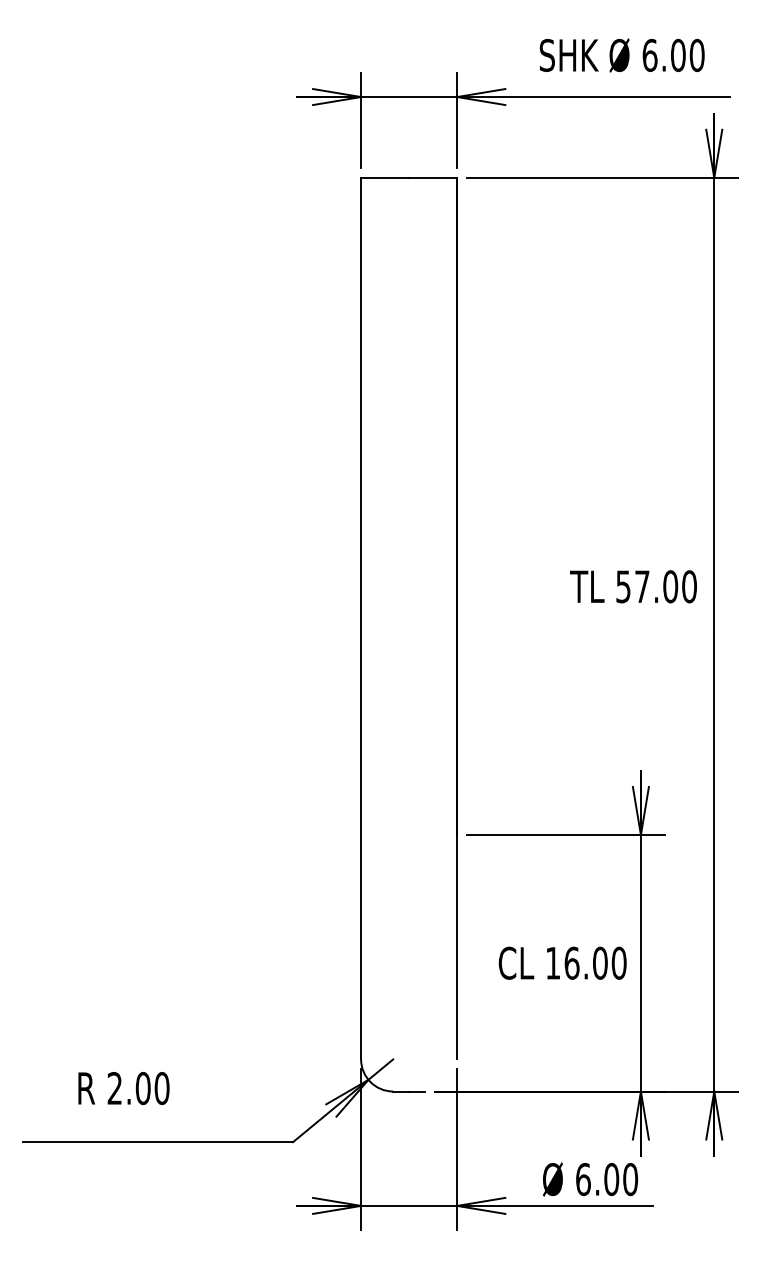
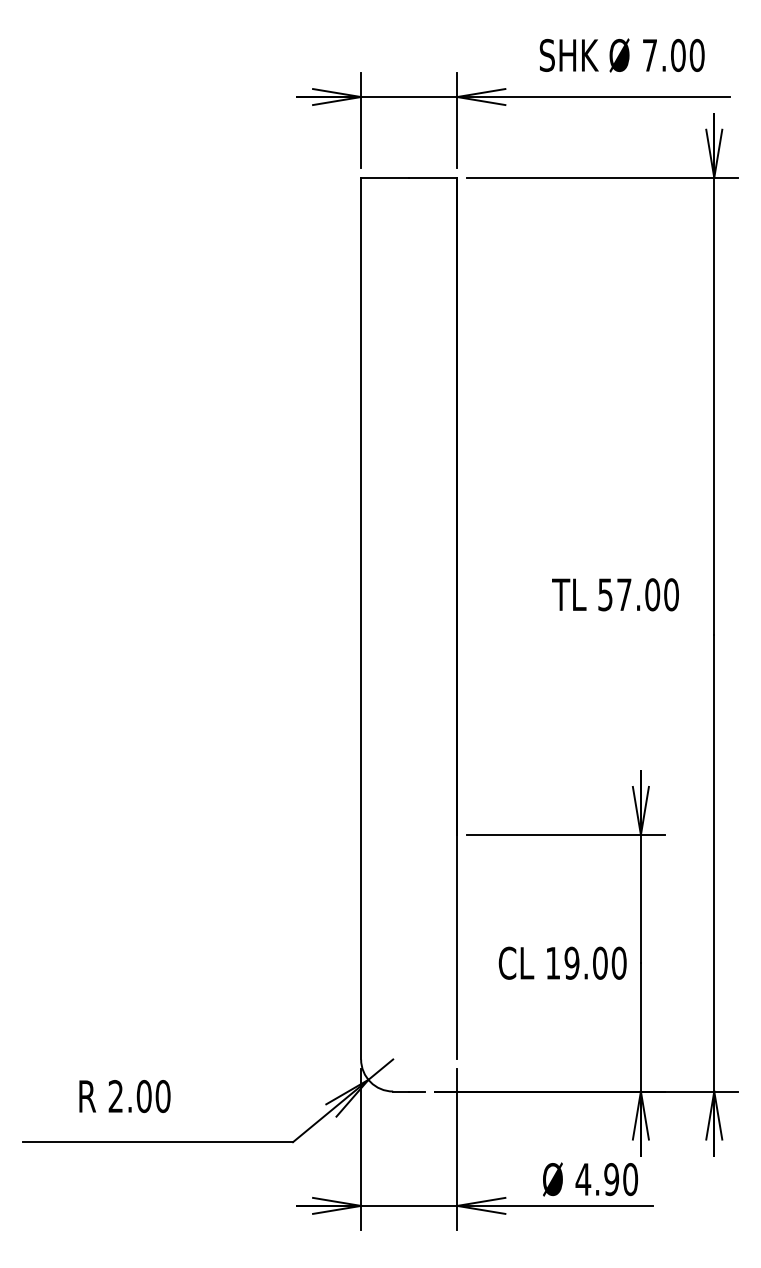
text: 6.00 -> 7.00 (649, 55)
text position: (633, 586) -> (615, 594) (615, 594)
text: 16.00 -> 19.00 (571, 962)
text position: (123, 1088) -> (124, 1096) (124, 1096)
text: 6.00 -> 4.90 (597, 1179)
